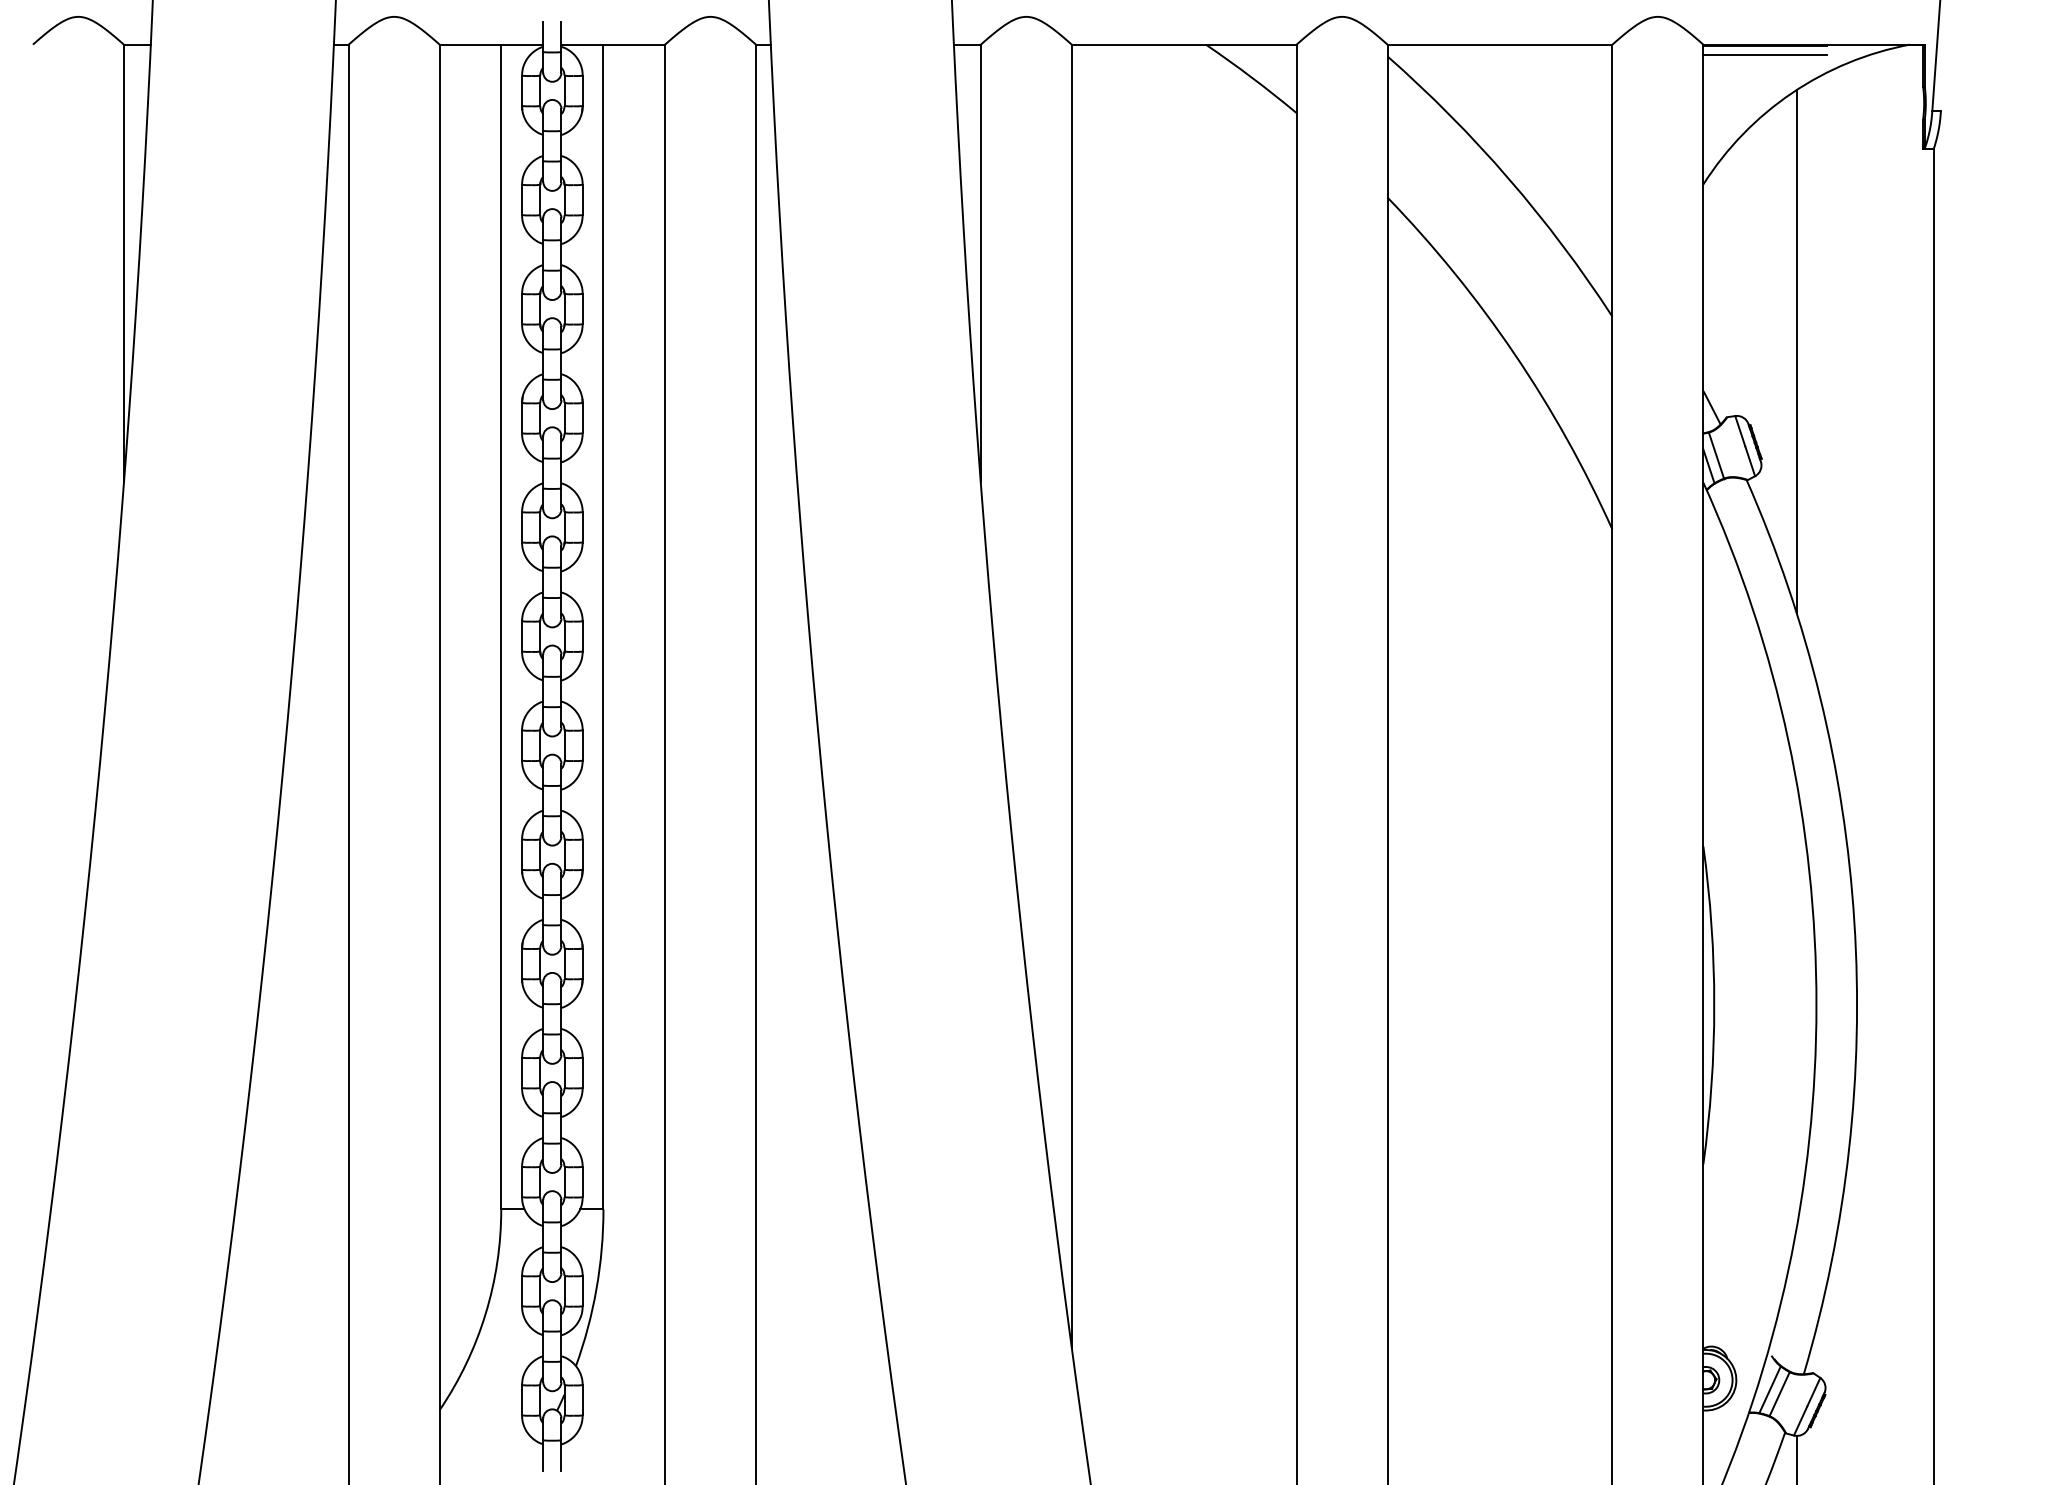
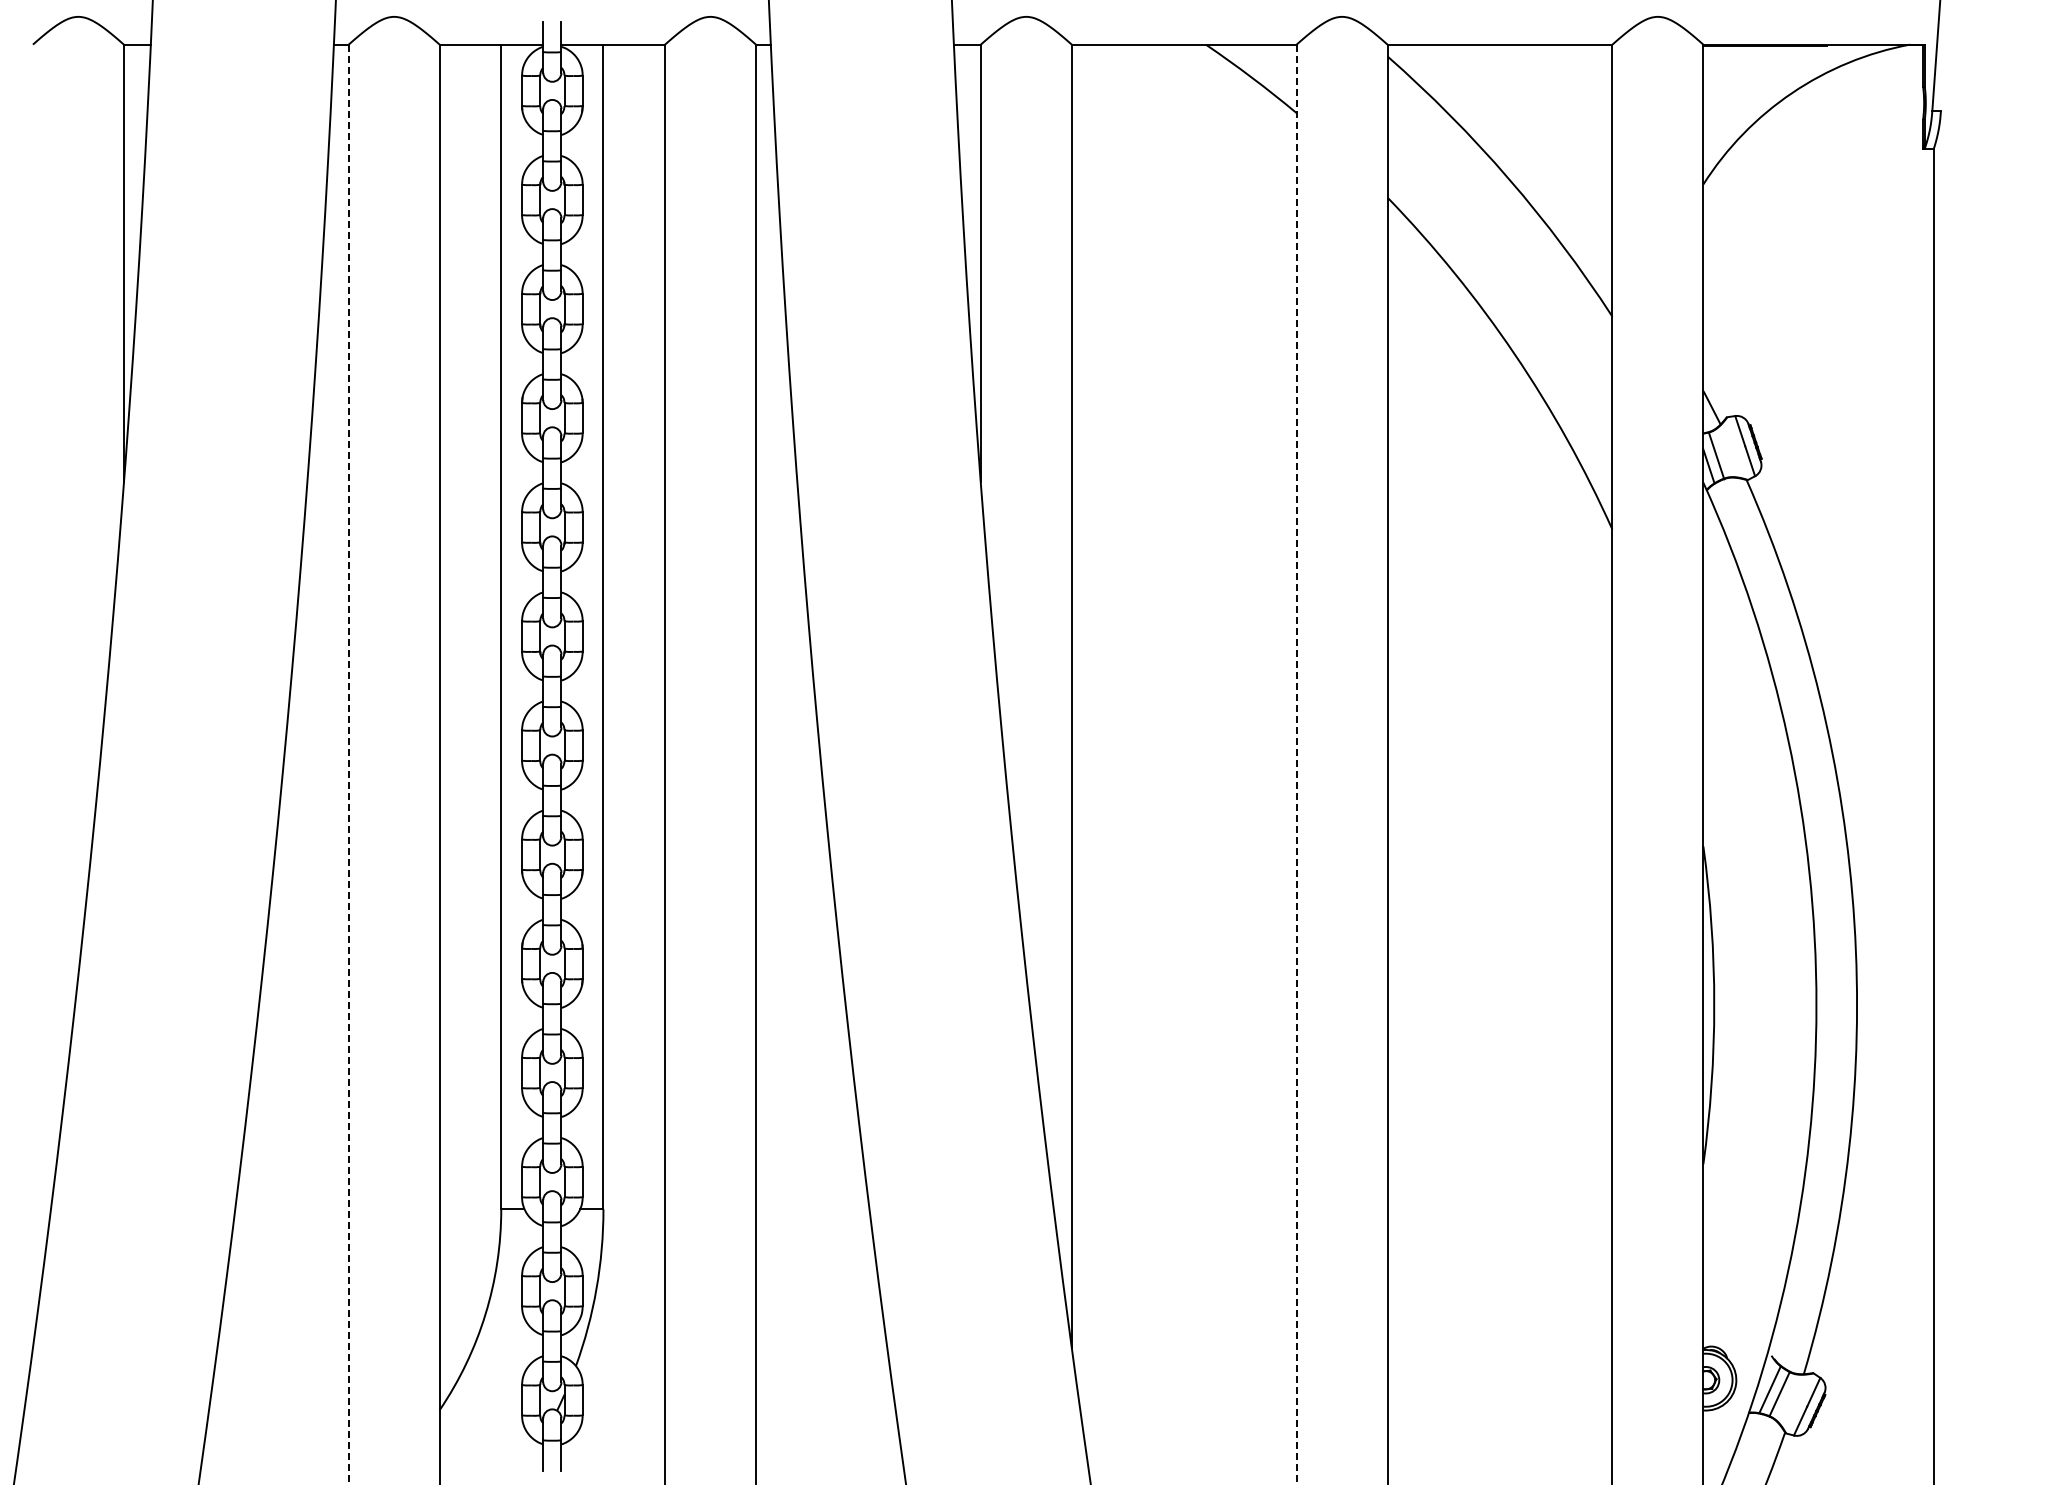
line: present -> none (1764, 54)
line: present -> none (1796, 351)
line: solid -> dashed (348, 764)
line: solid -> dashed (1296, 764)
line: present -> none (1796, 1458)
